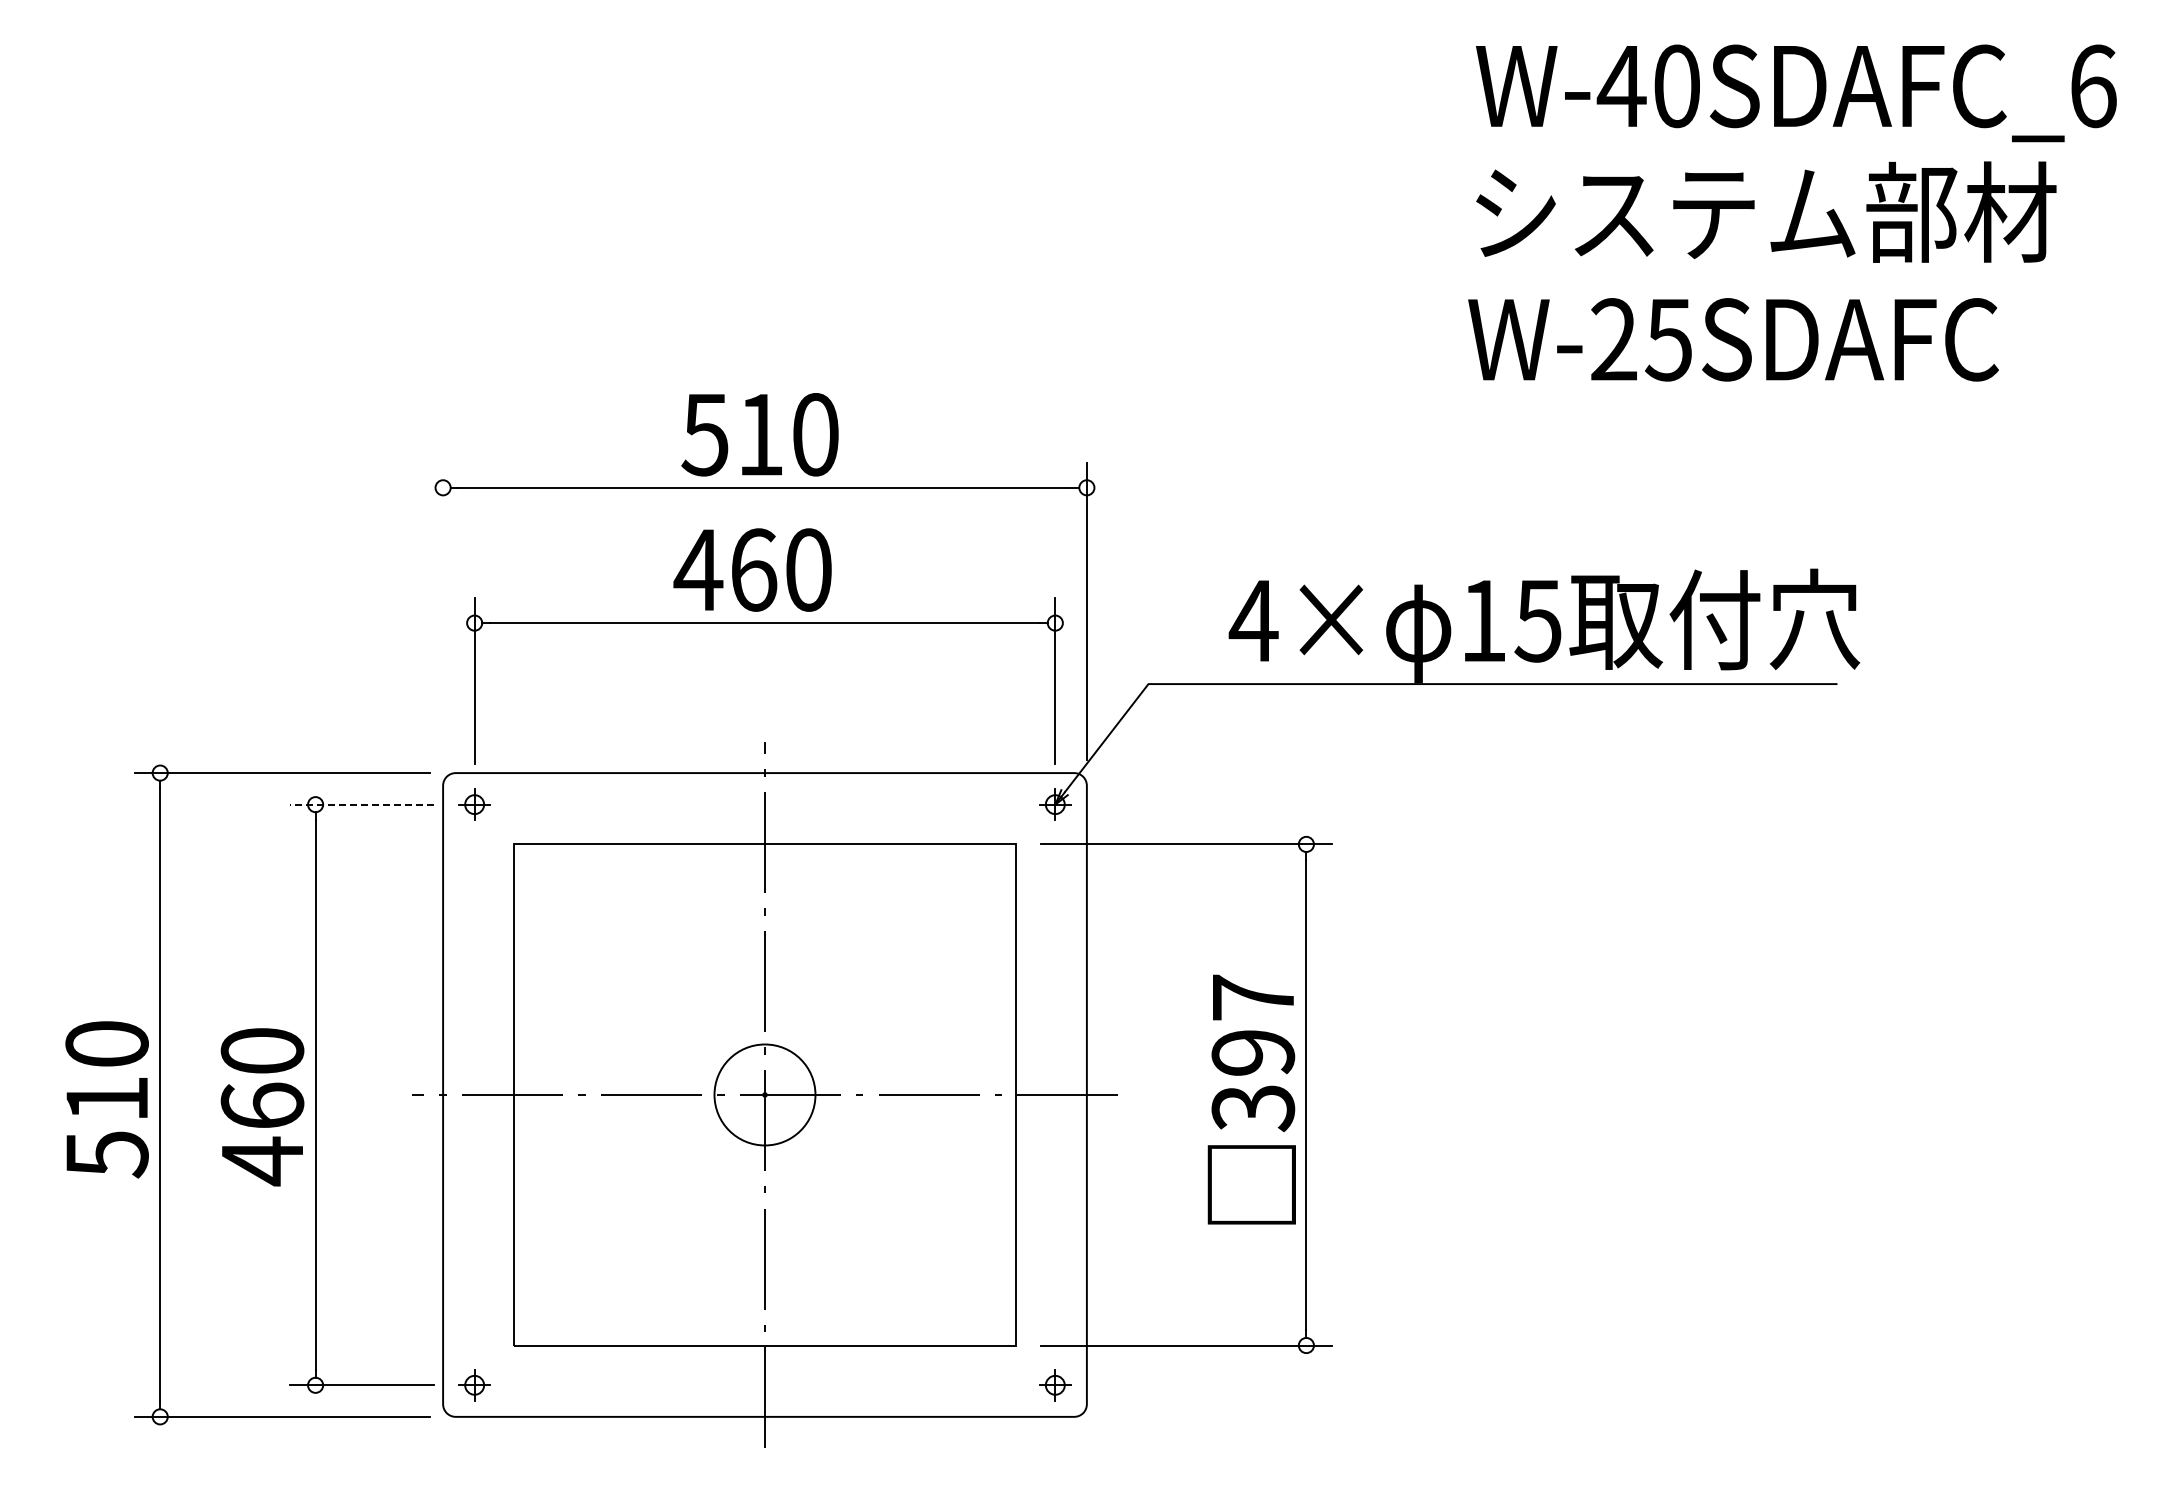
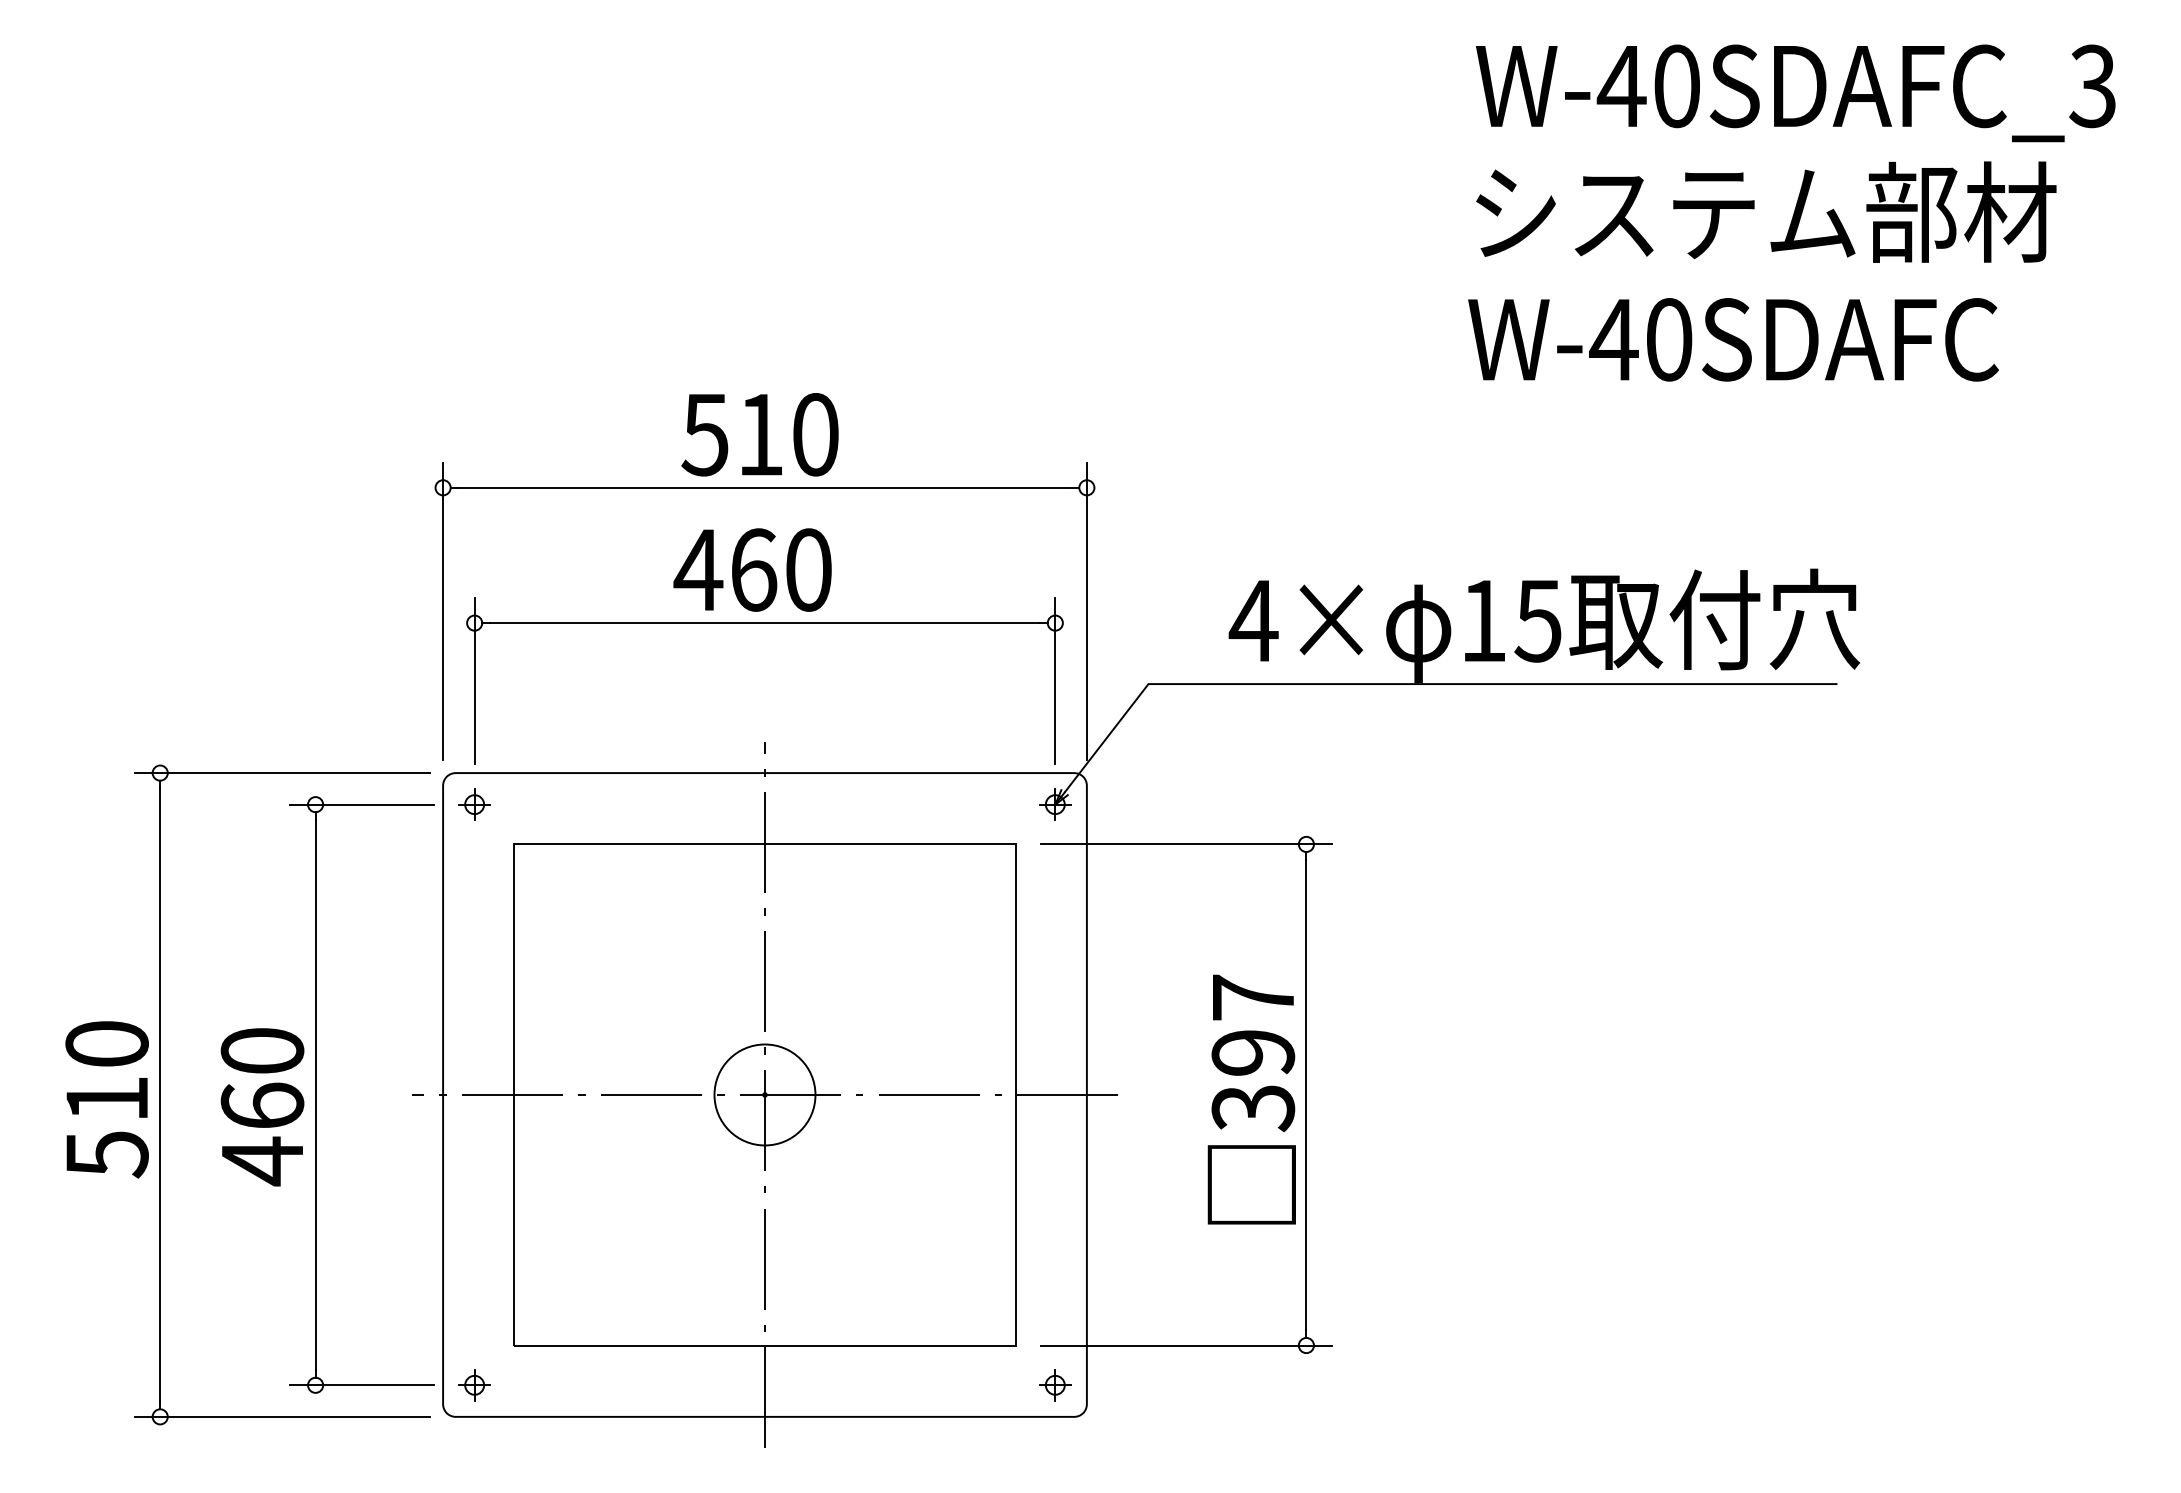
text: W-40SDAFC_6 -> W-40SDAFC_3 (2092, 86)
text: W-25SDAFC -> W-40SDAFC (1640, 339)
line: none -> present (443, 611)
line: dashed -> solid (362, 804)
